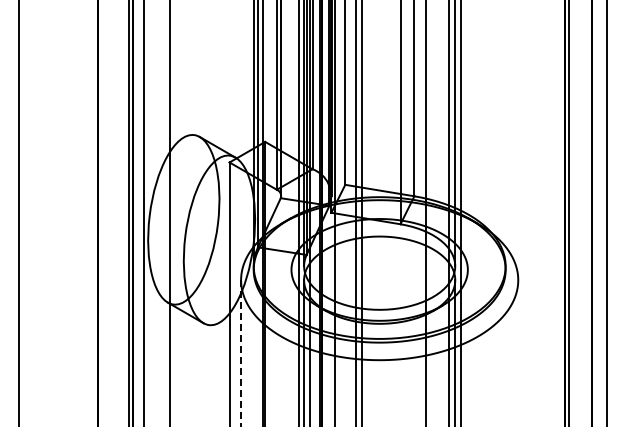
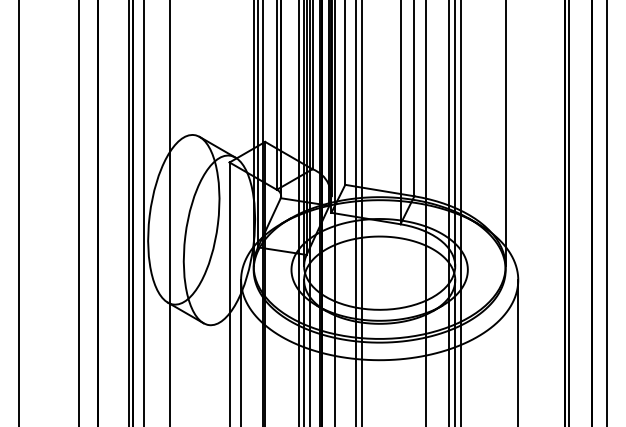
line: none -> present (505, 134)
line: none -> present (78, 212)
line: none -> present (518, 351)
line: dashed -> solid (241, 353)
